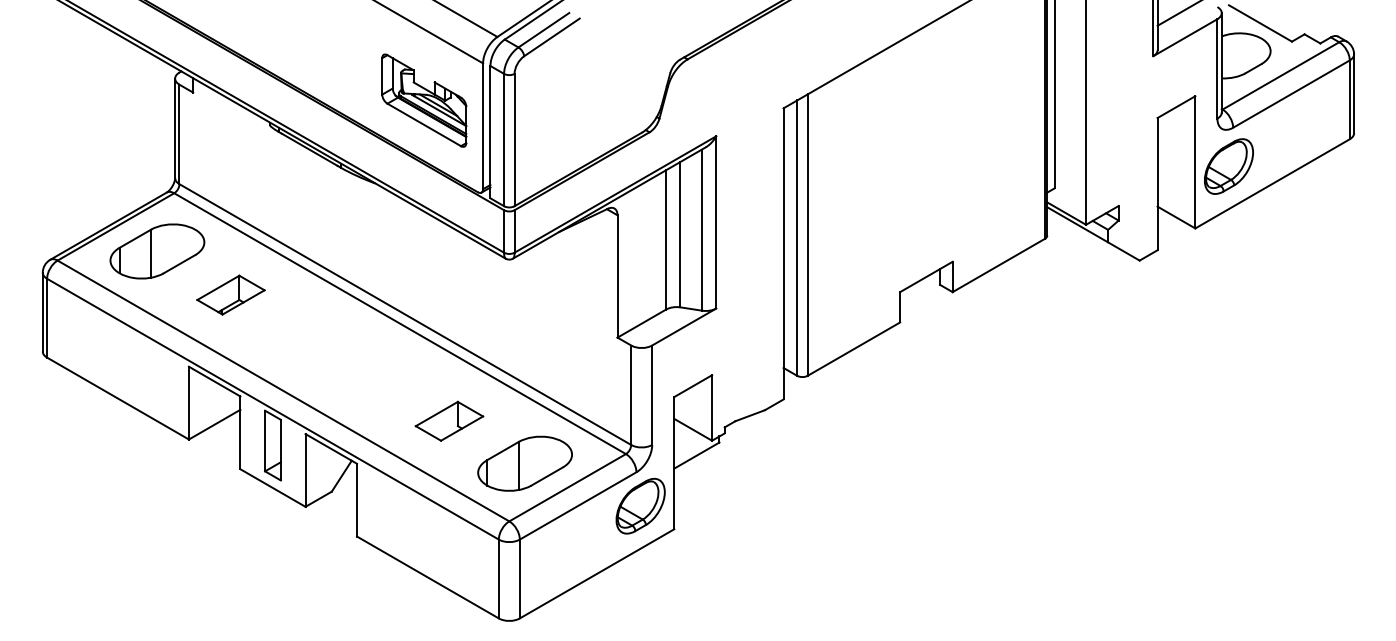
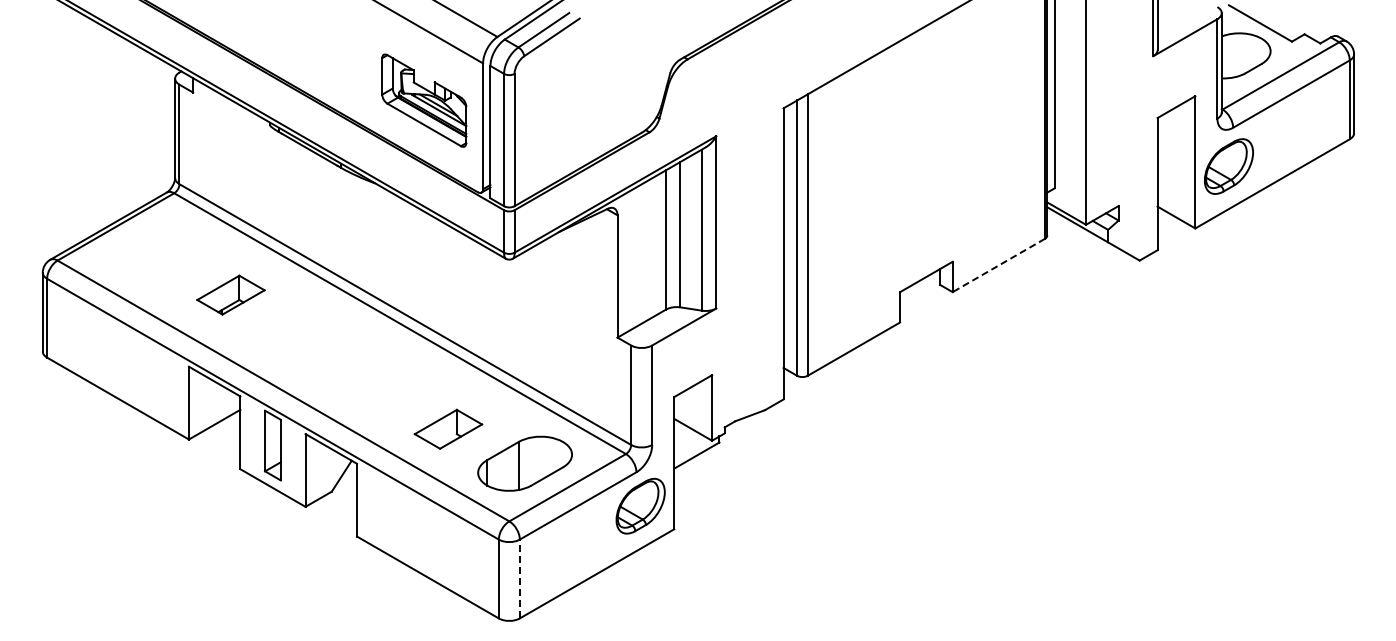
line: present -> none (1177, 13)
part: present -> none (157, 251)
line: solid -> dashed (998, 265)
part position: (449, 420) -> (448, 428) (448, 428)
line: solid -> dashed (519, 578)
